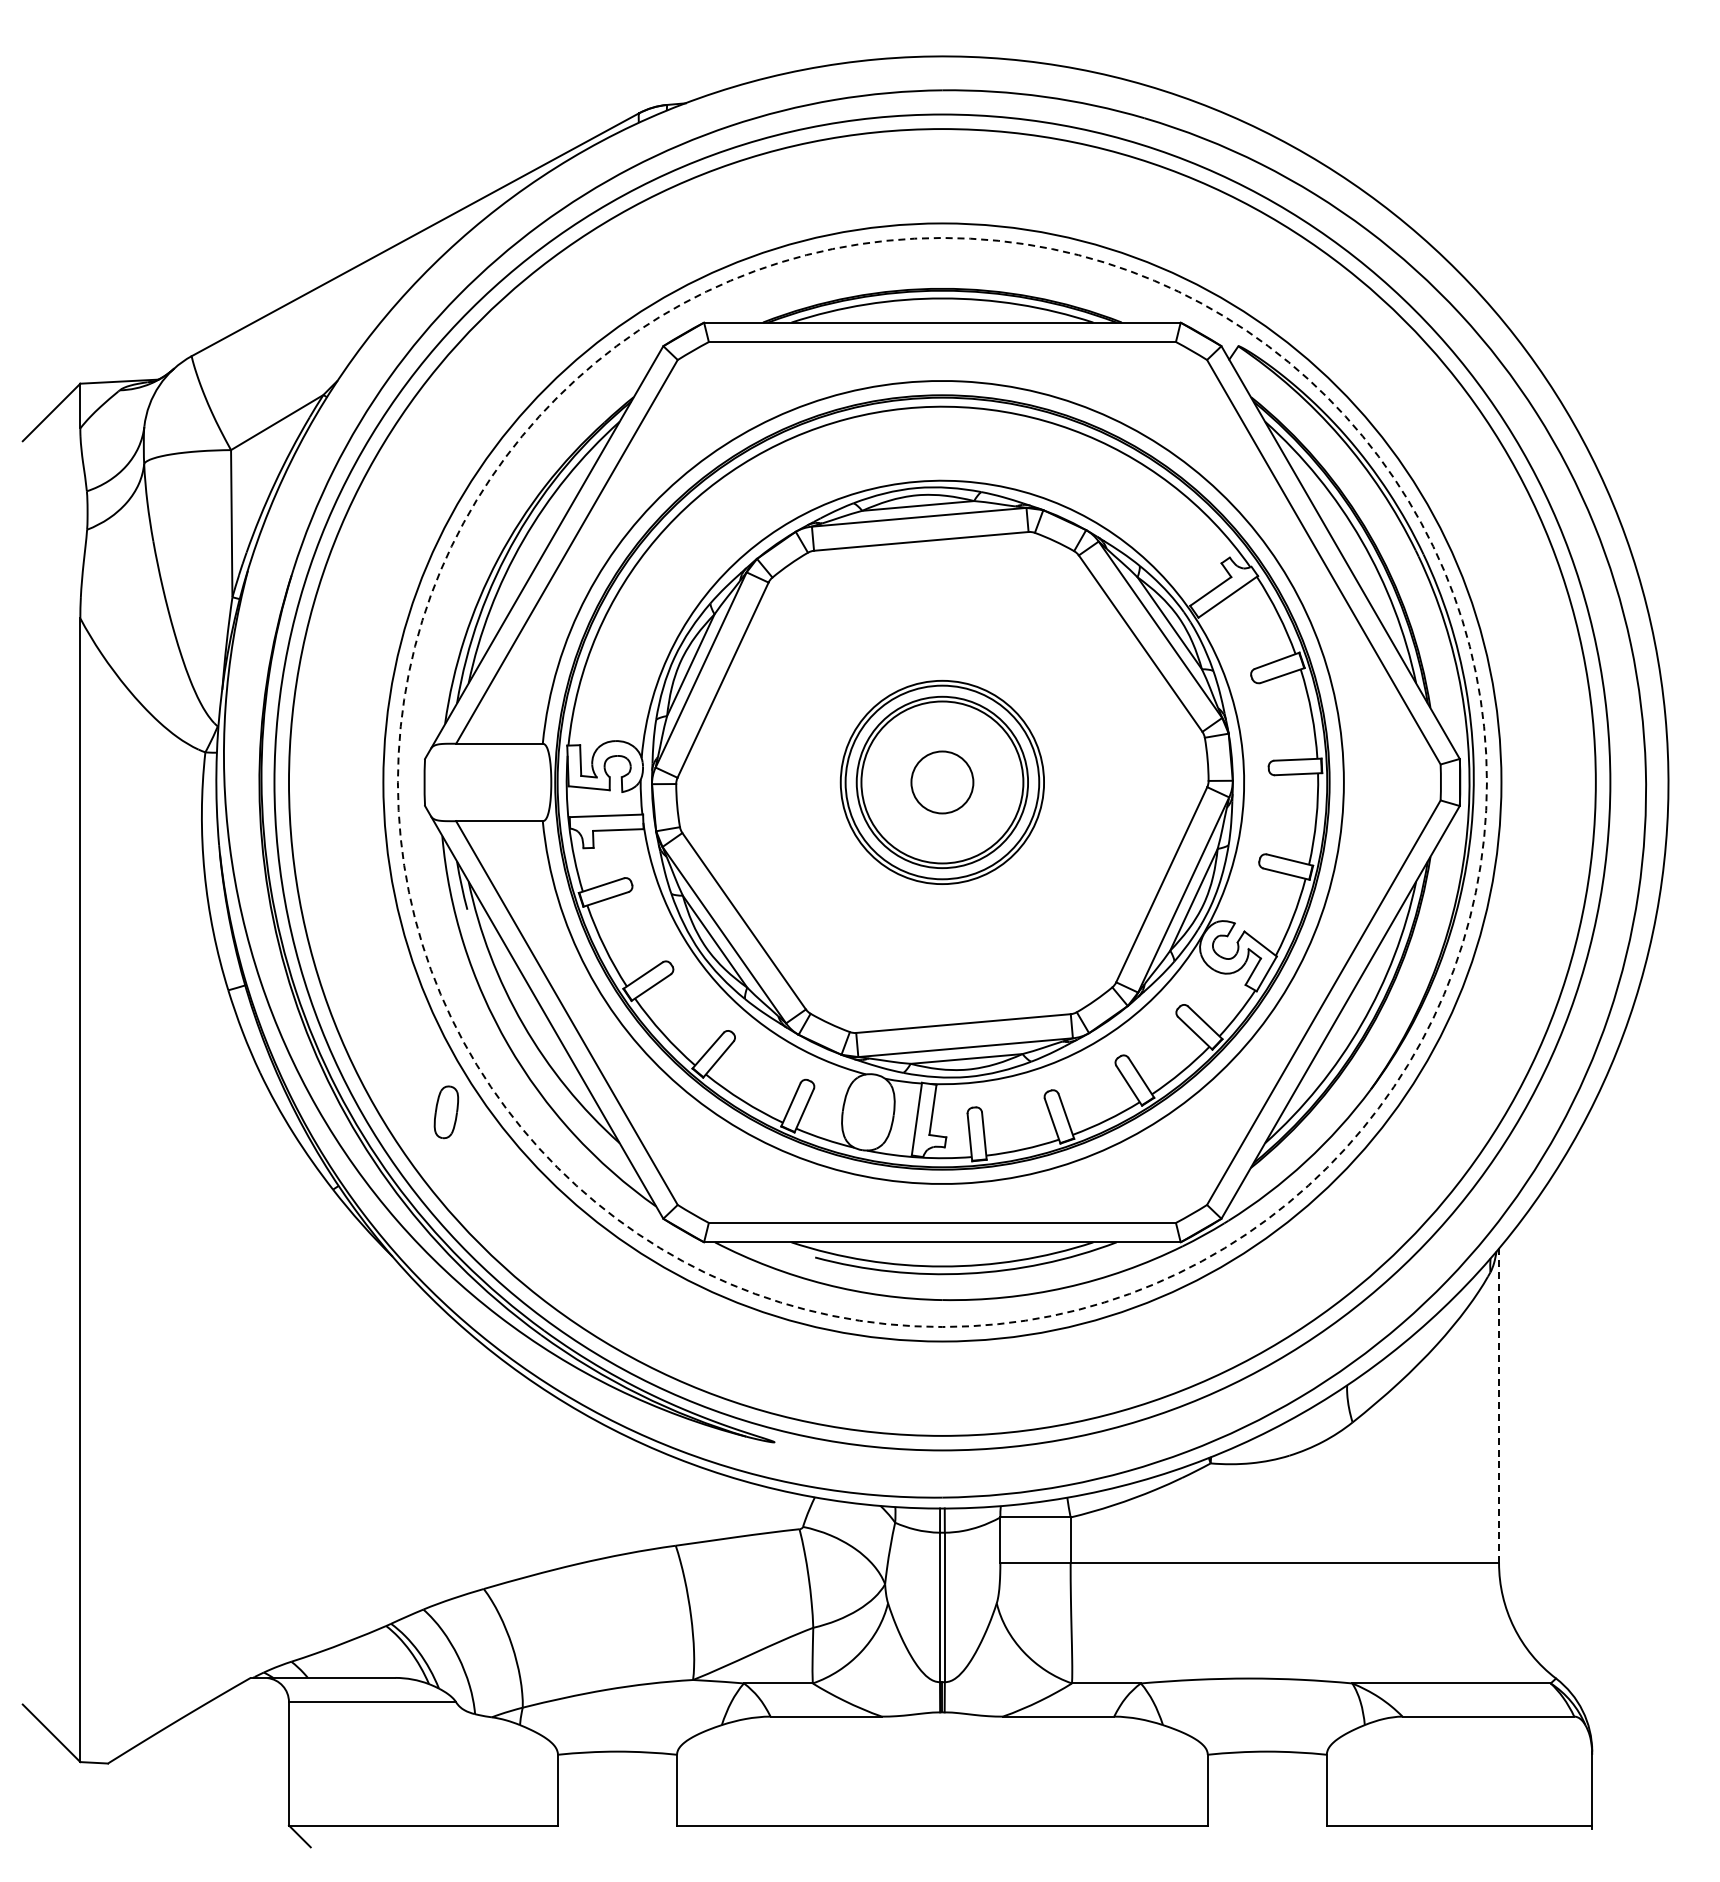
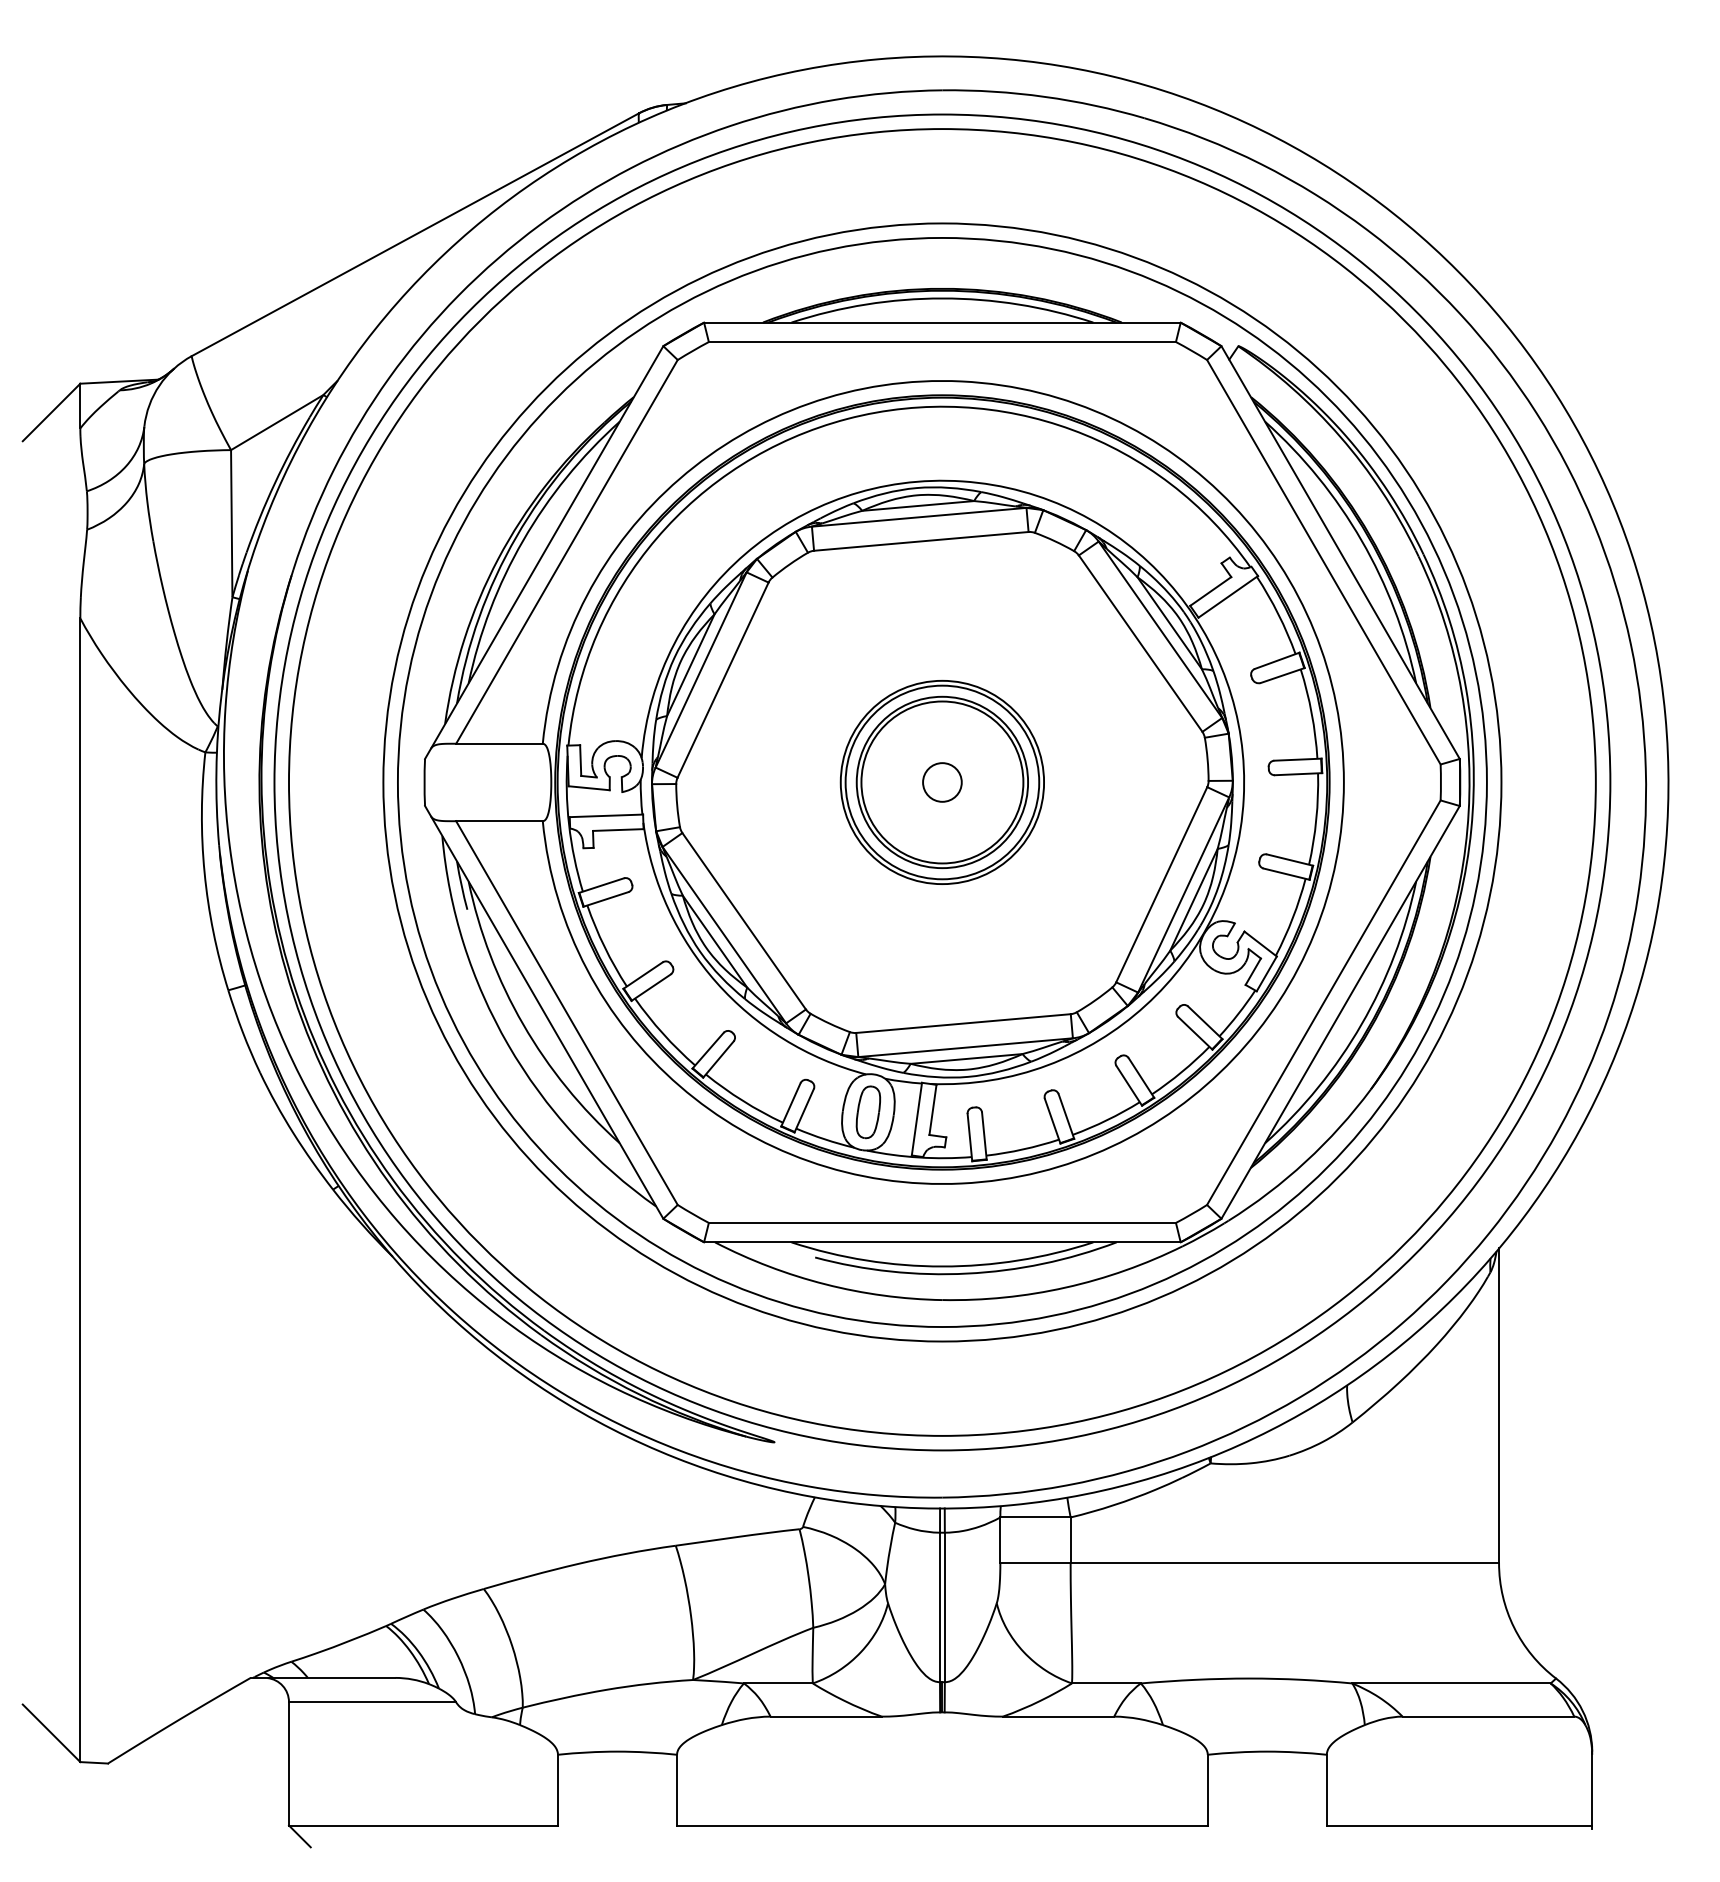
circle: dashed -> solid (941, 782)
circle diameter: 62 px -> 39 px (942, 782)
part position: (446, 1112) -> (868, 1112) (868, 1112)
line: dashed -> solid (1499, 1405)
